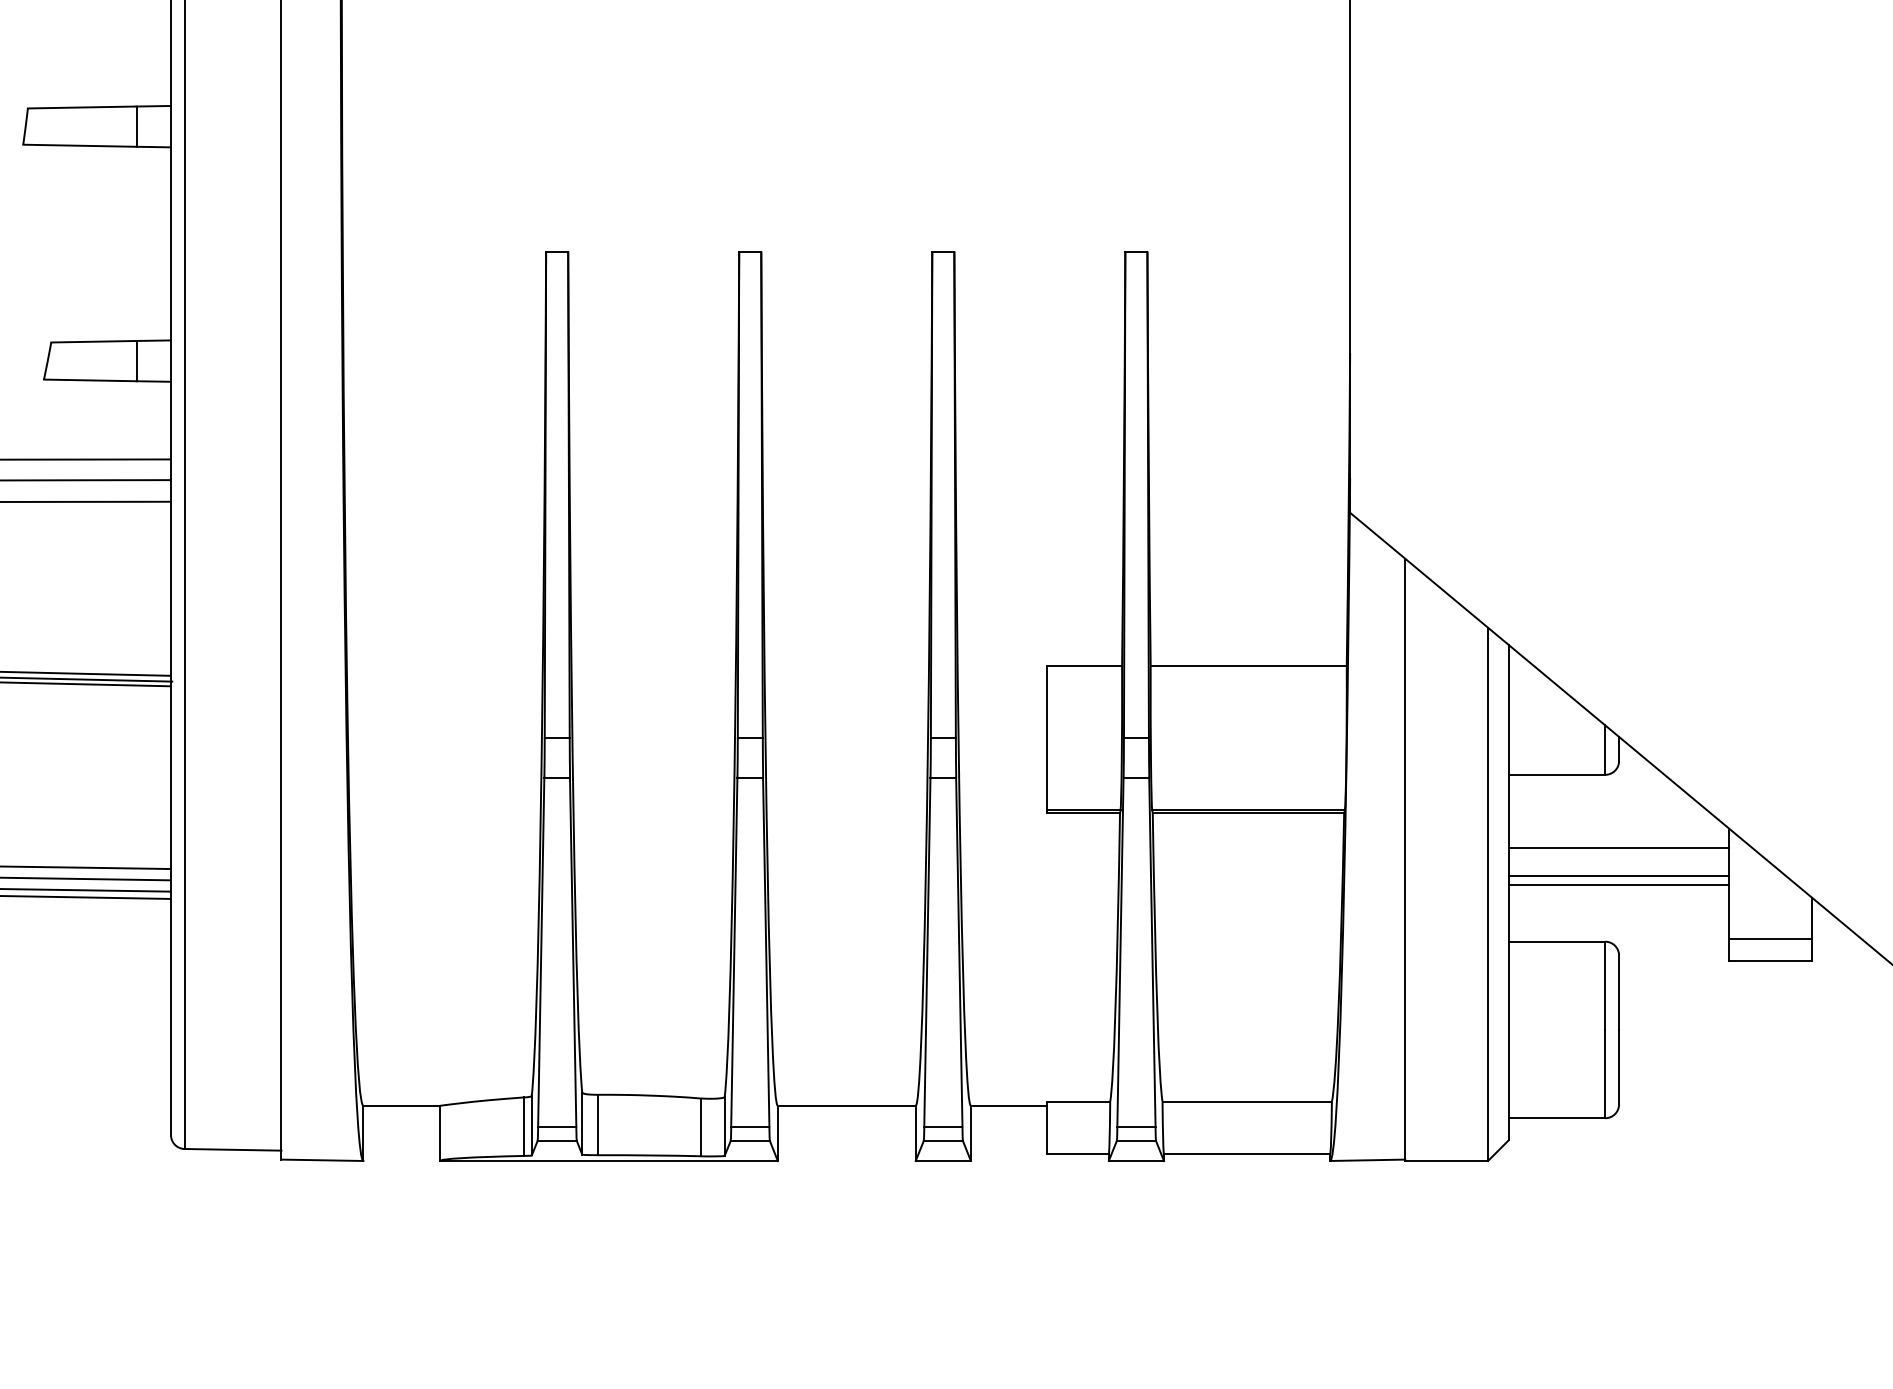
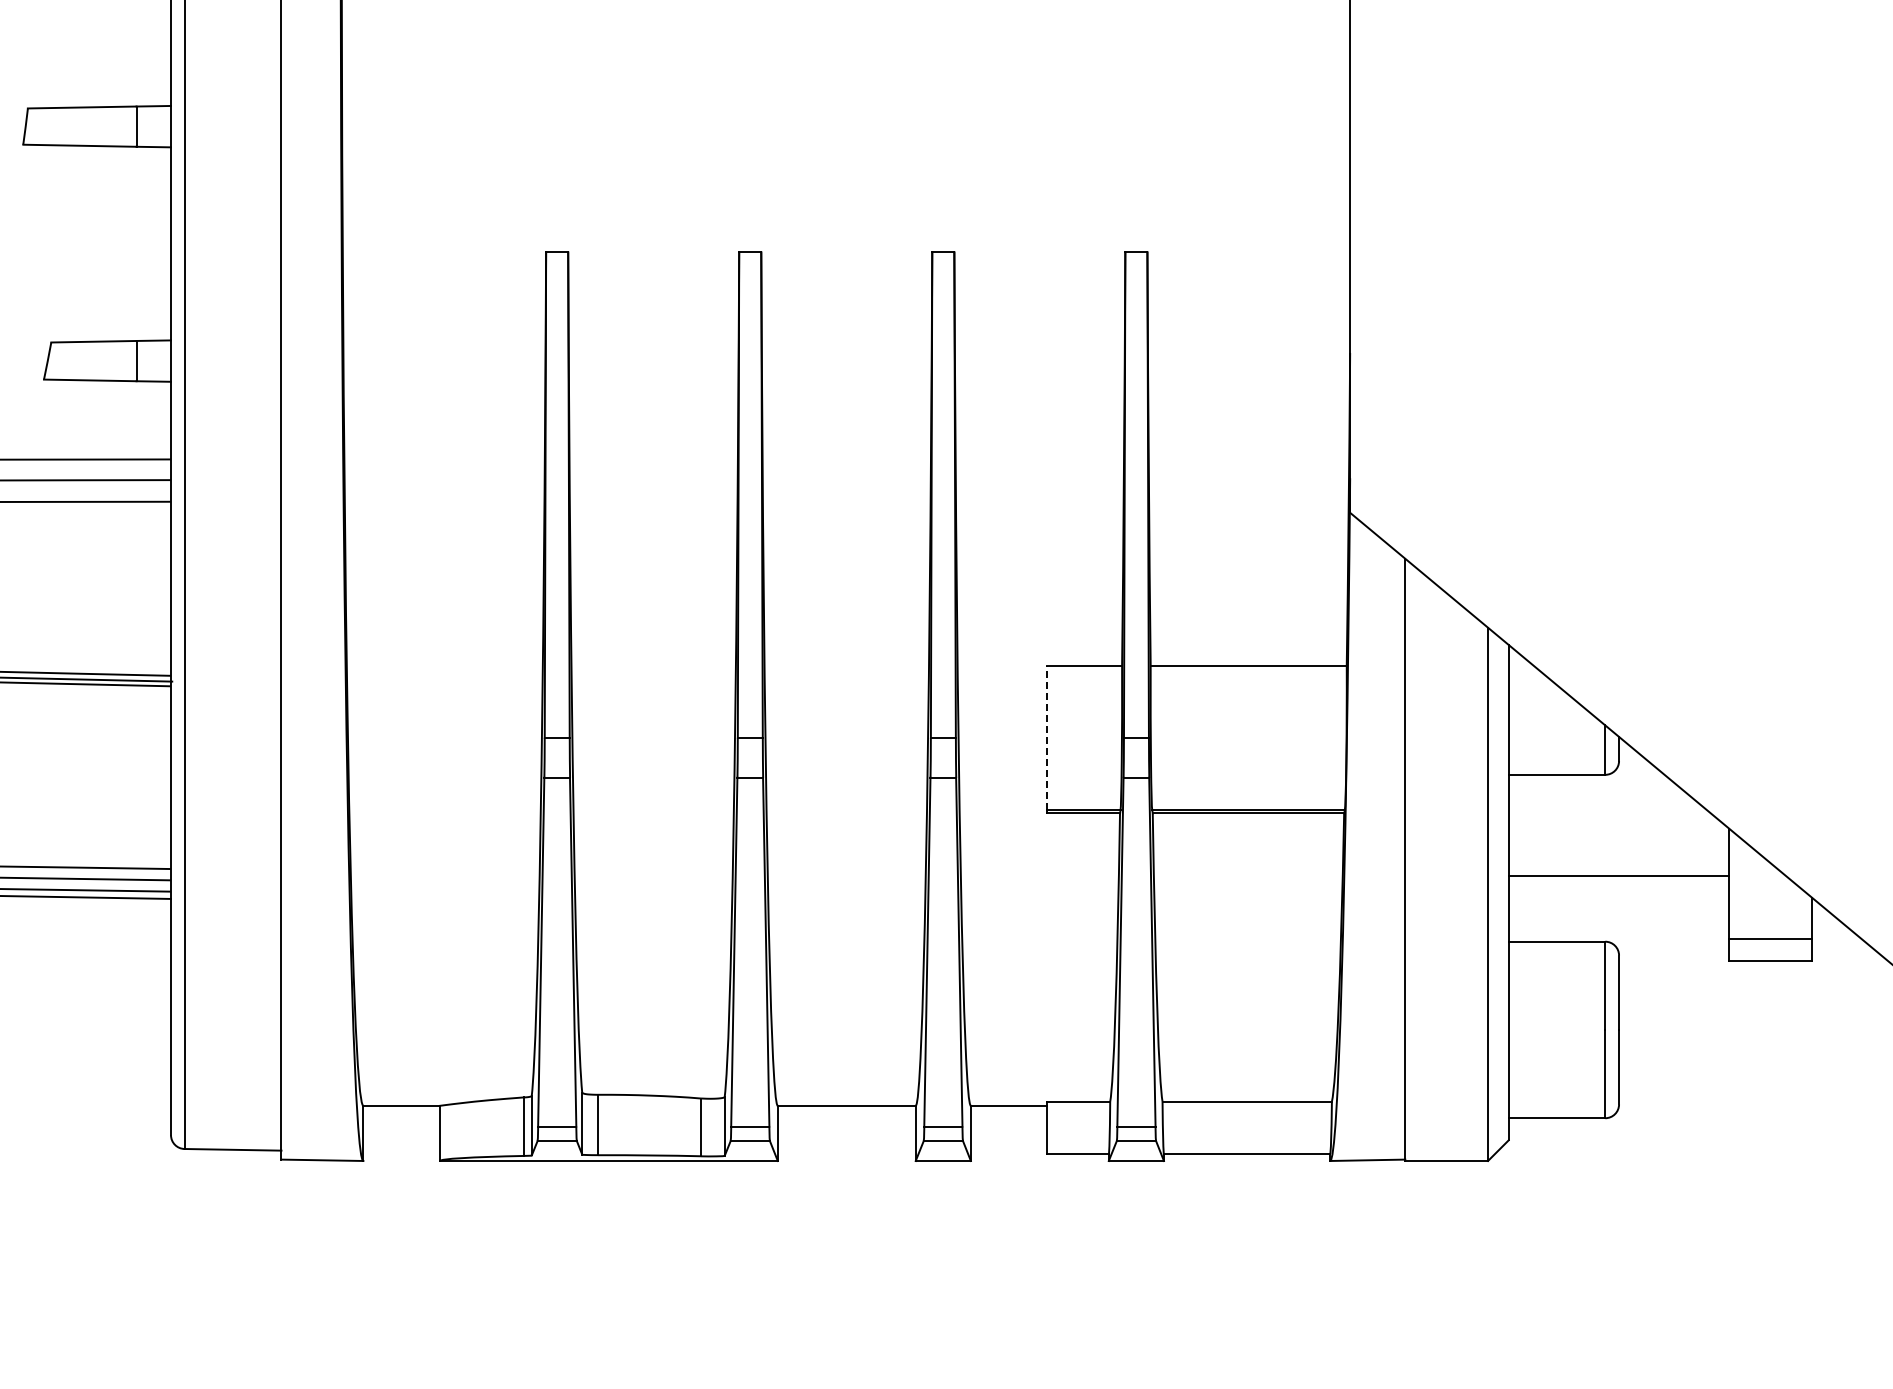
line: solid -> dashed (1046, 737)
line: present -> none (1618, 848)
line: present -> none (1618, 885)
